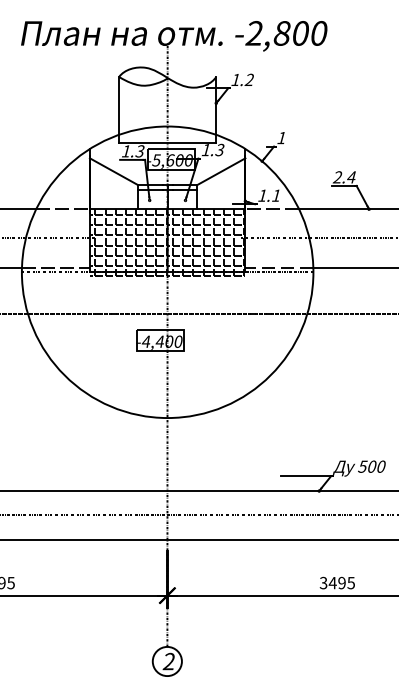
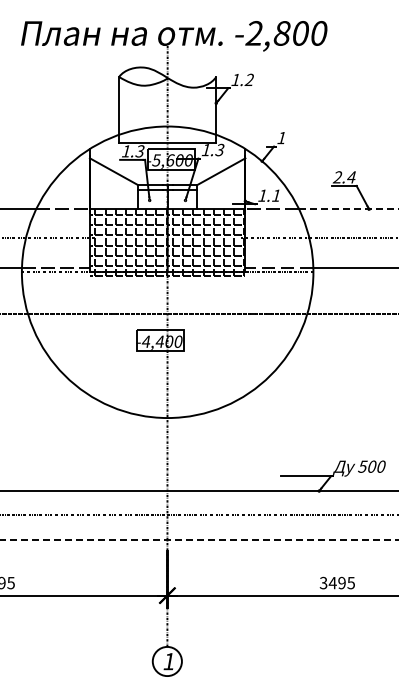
line: solid -> dashed (348, 209)
line: solid -> dashed (199, 539)
text: 2 -> 1 (168, 661)
